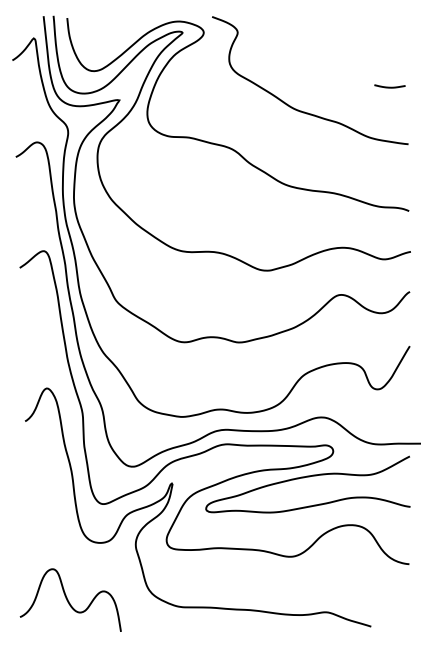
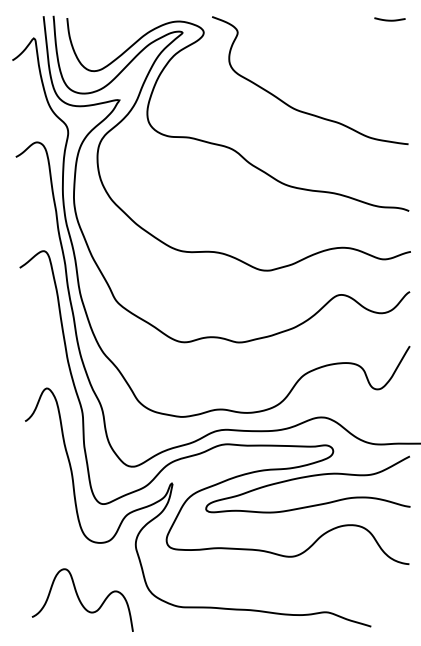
curve position: (389, 86) -> (389, 19) (389, 19)
curve position: (68, 599) -> (80, 599) (80, 599)
